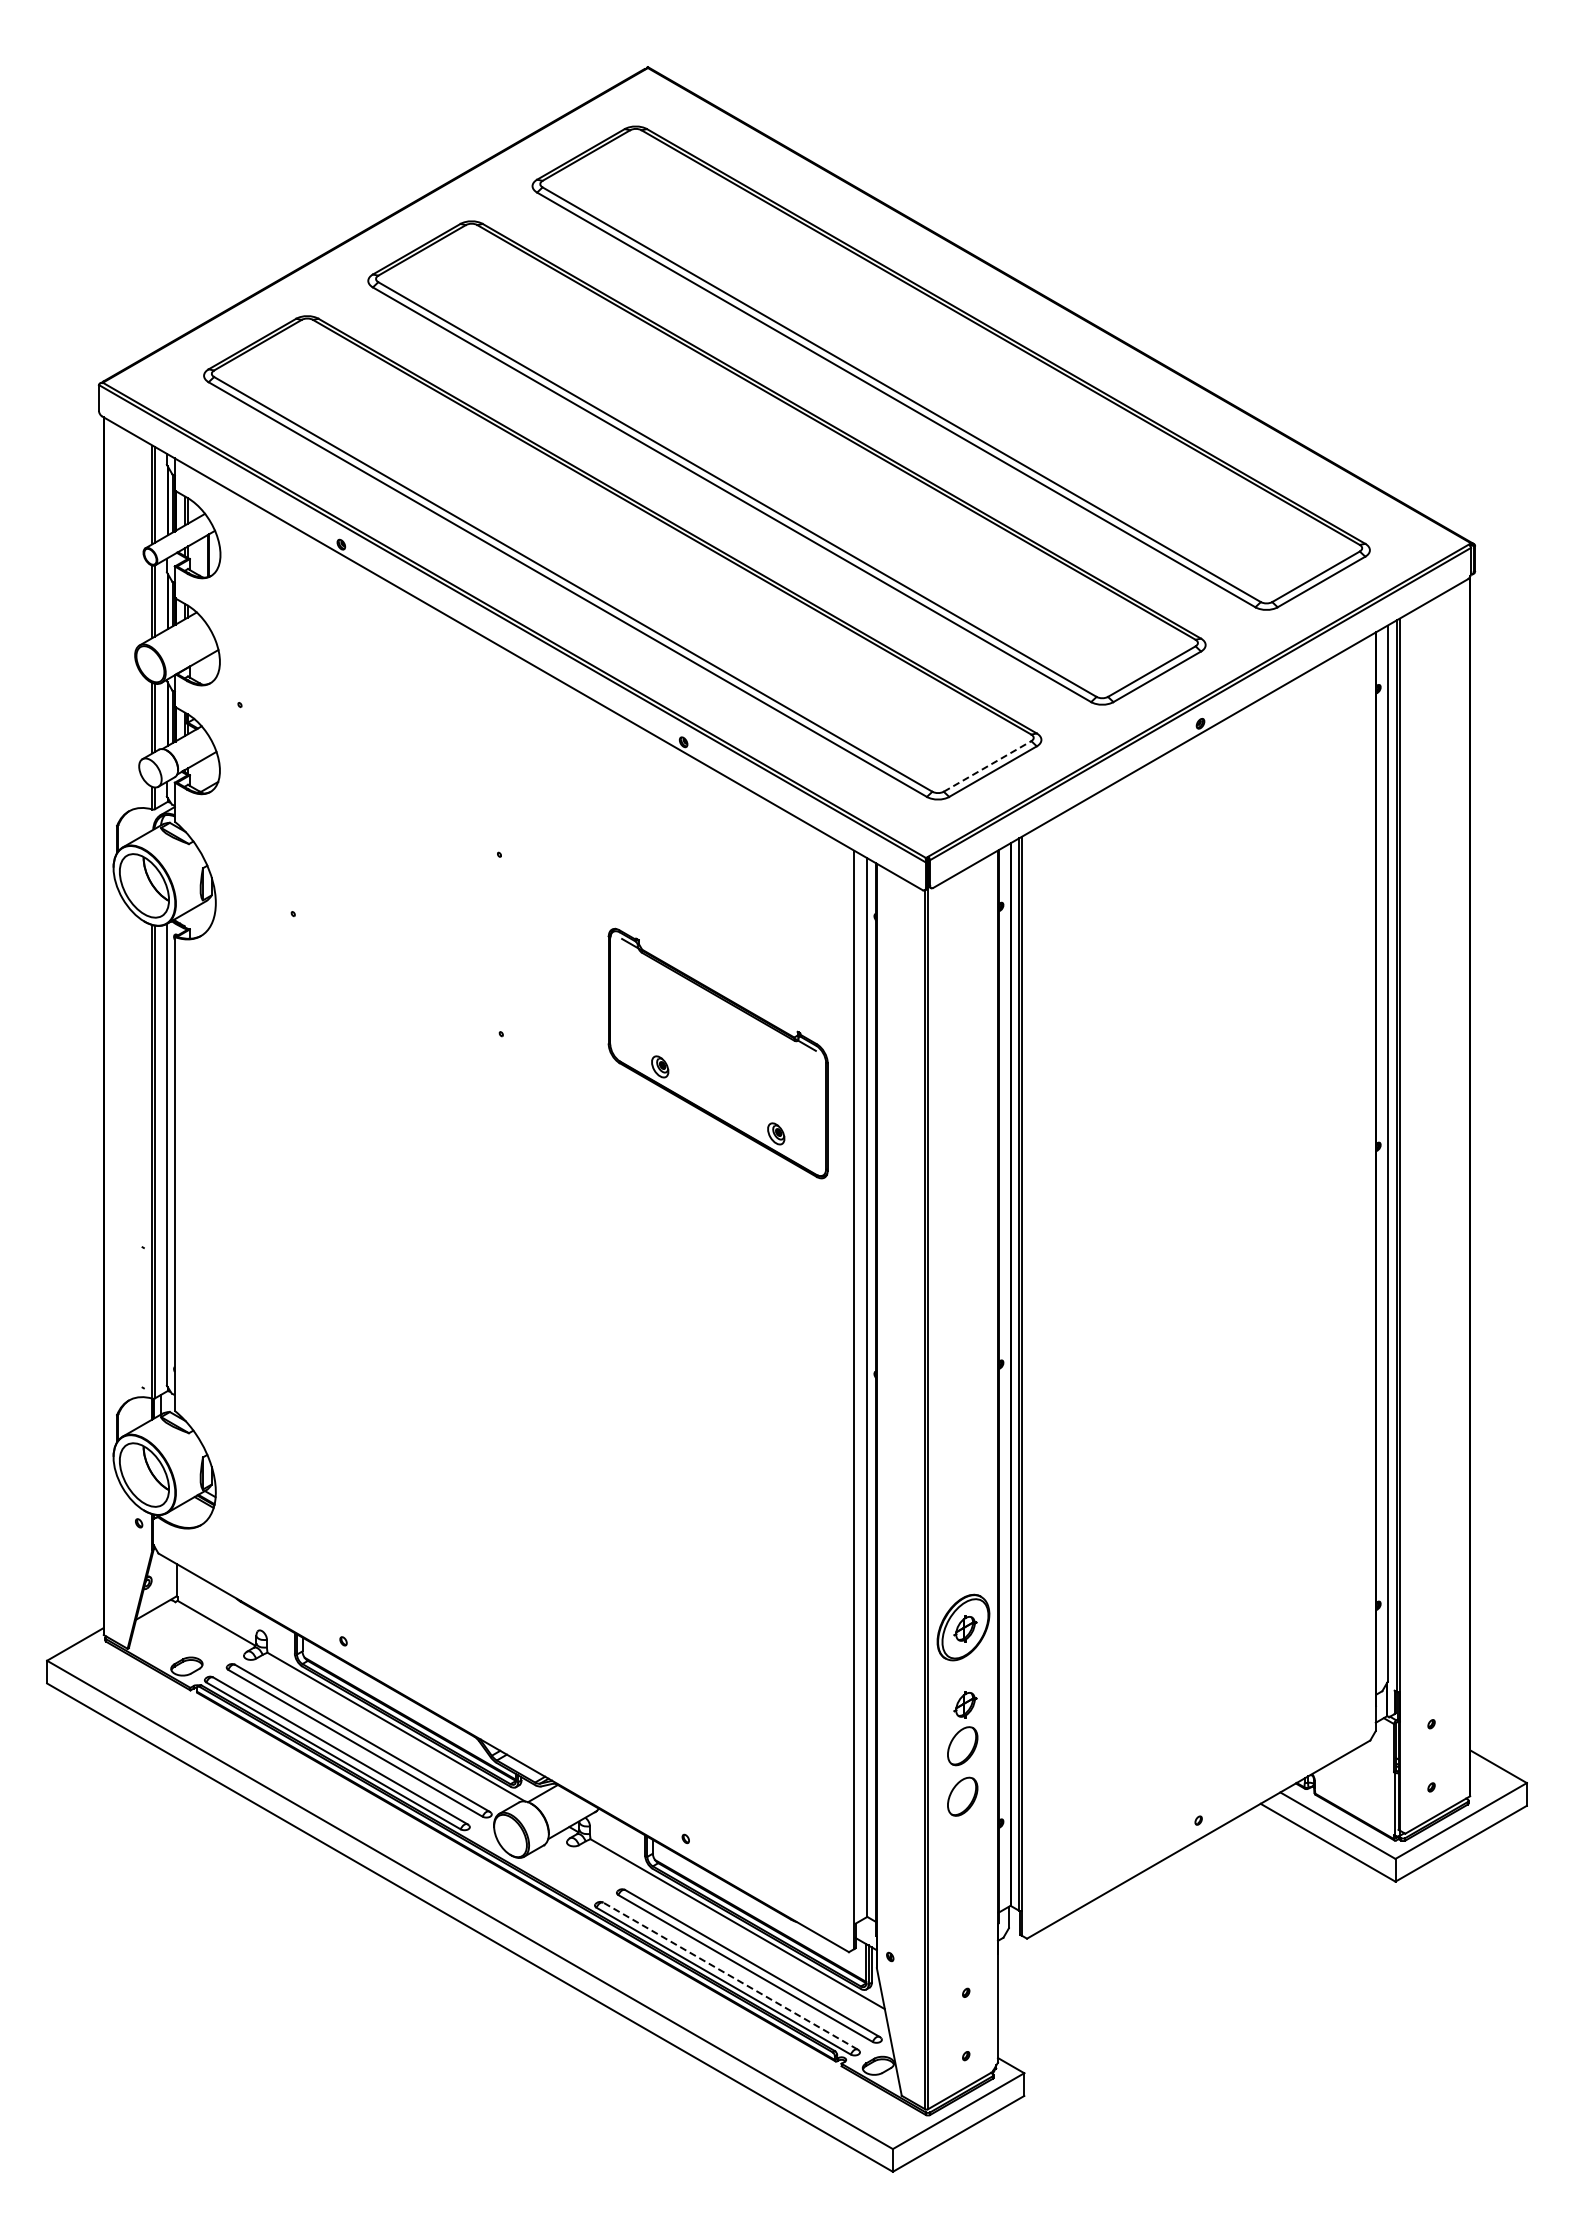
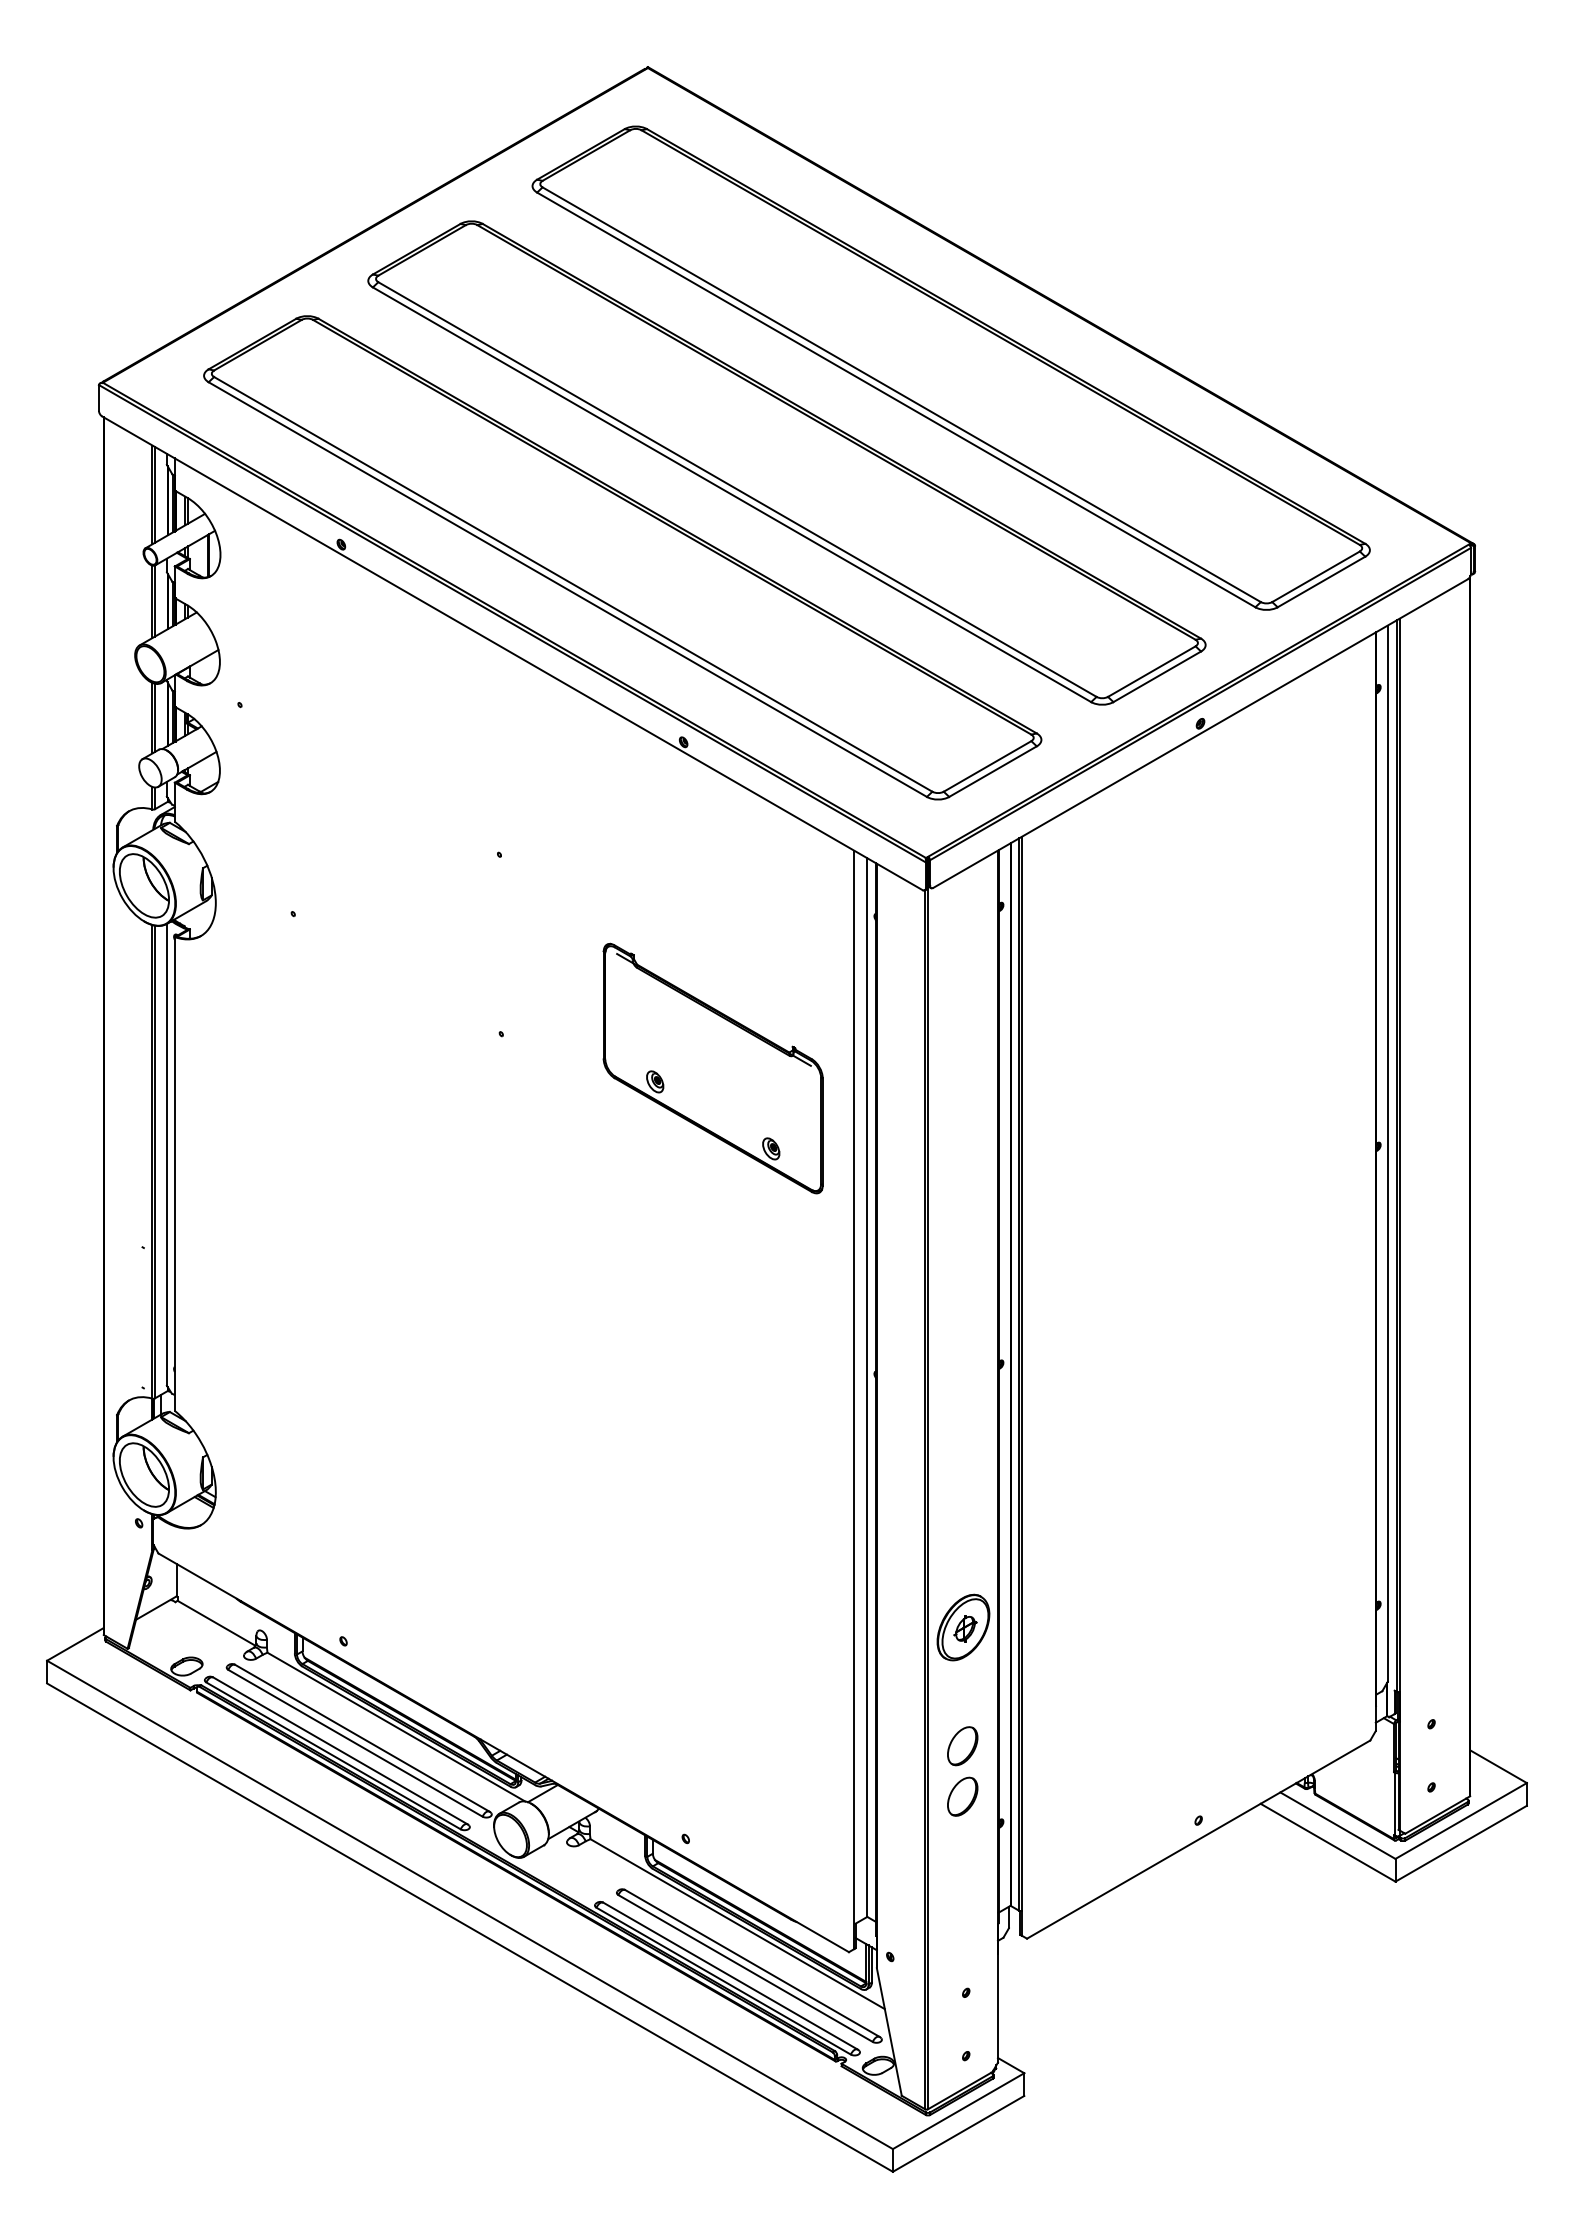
line: dashed -> solid (987, 766)
part position: (717, 1053) -> (712, 1068) (712, 1068)
part: present -> none (965, 1704)
line: dashed -> solid (730, 1976)
